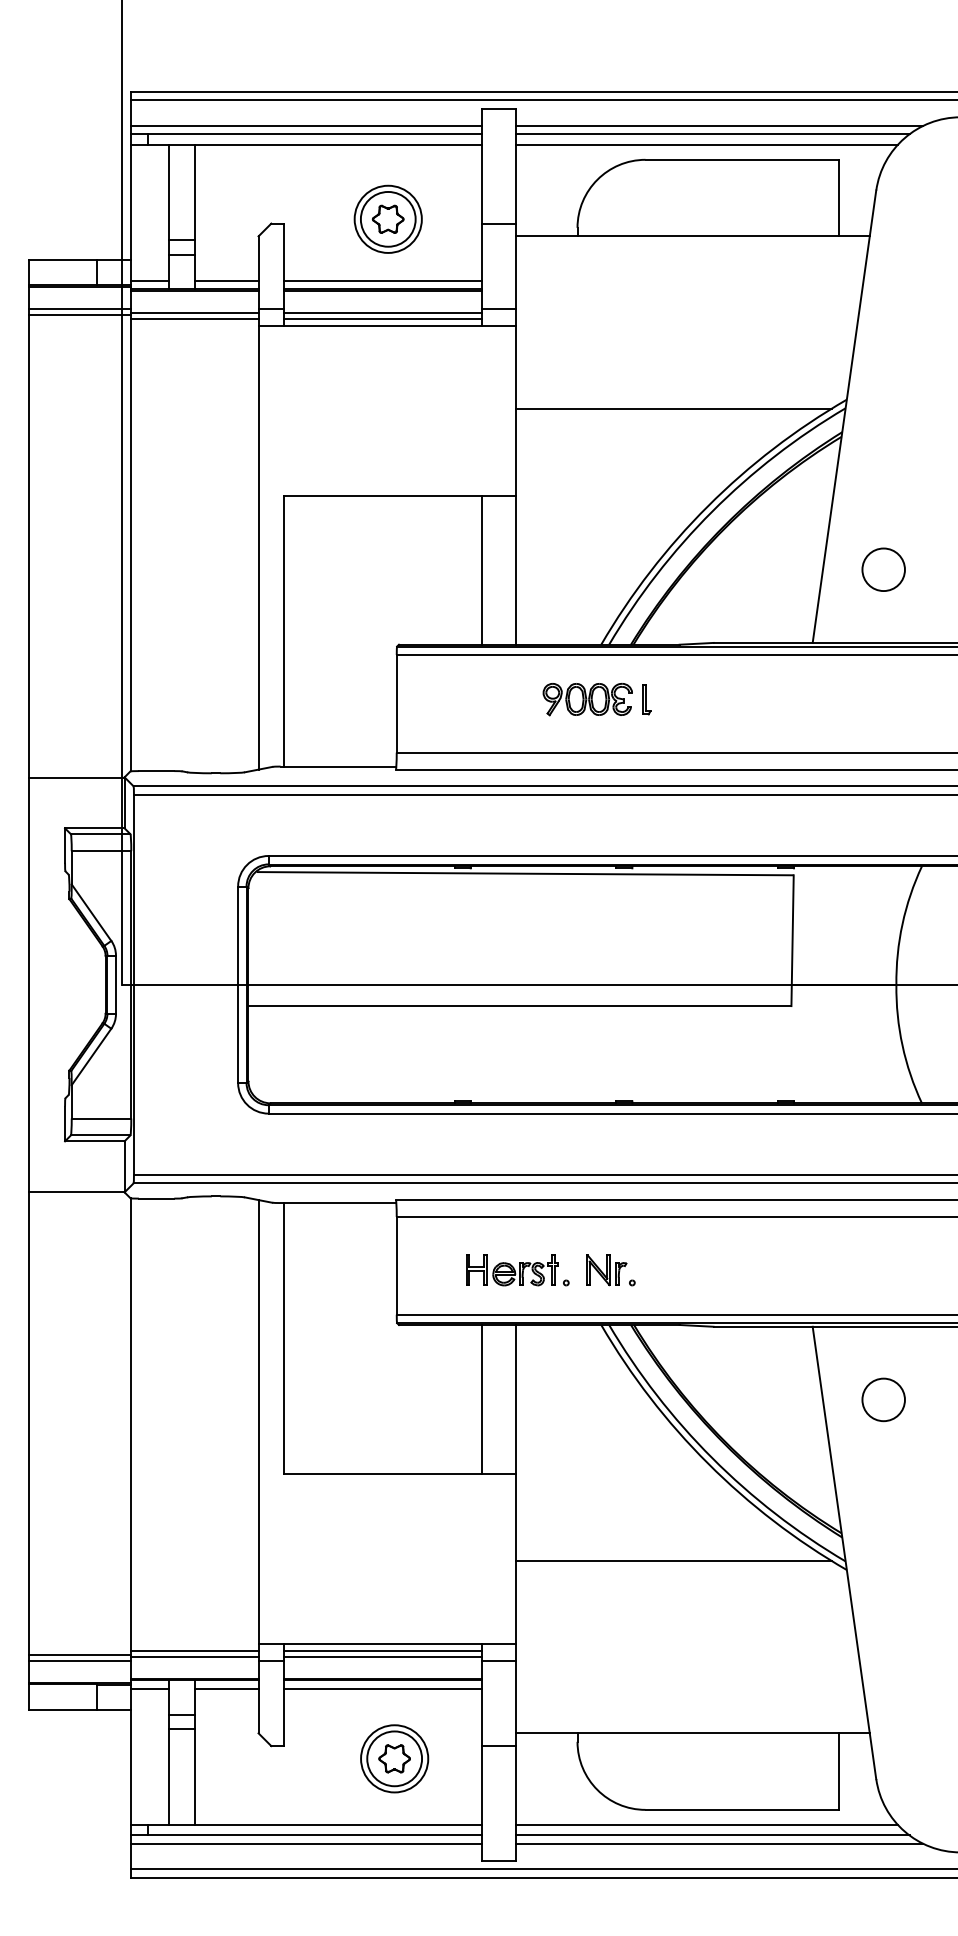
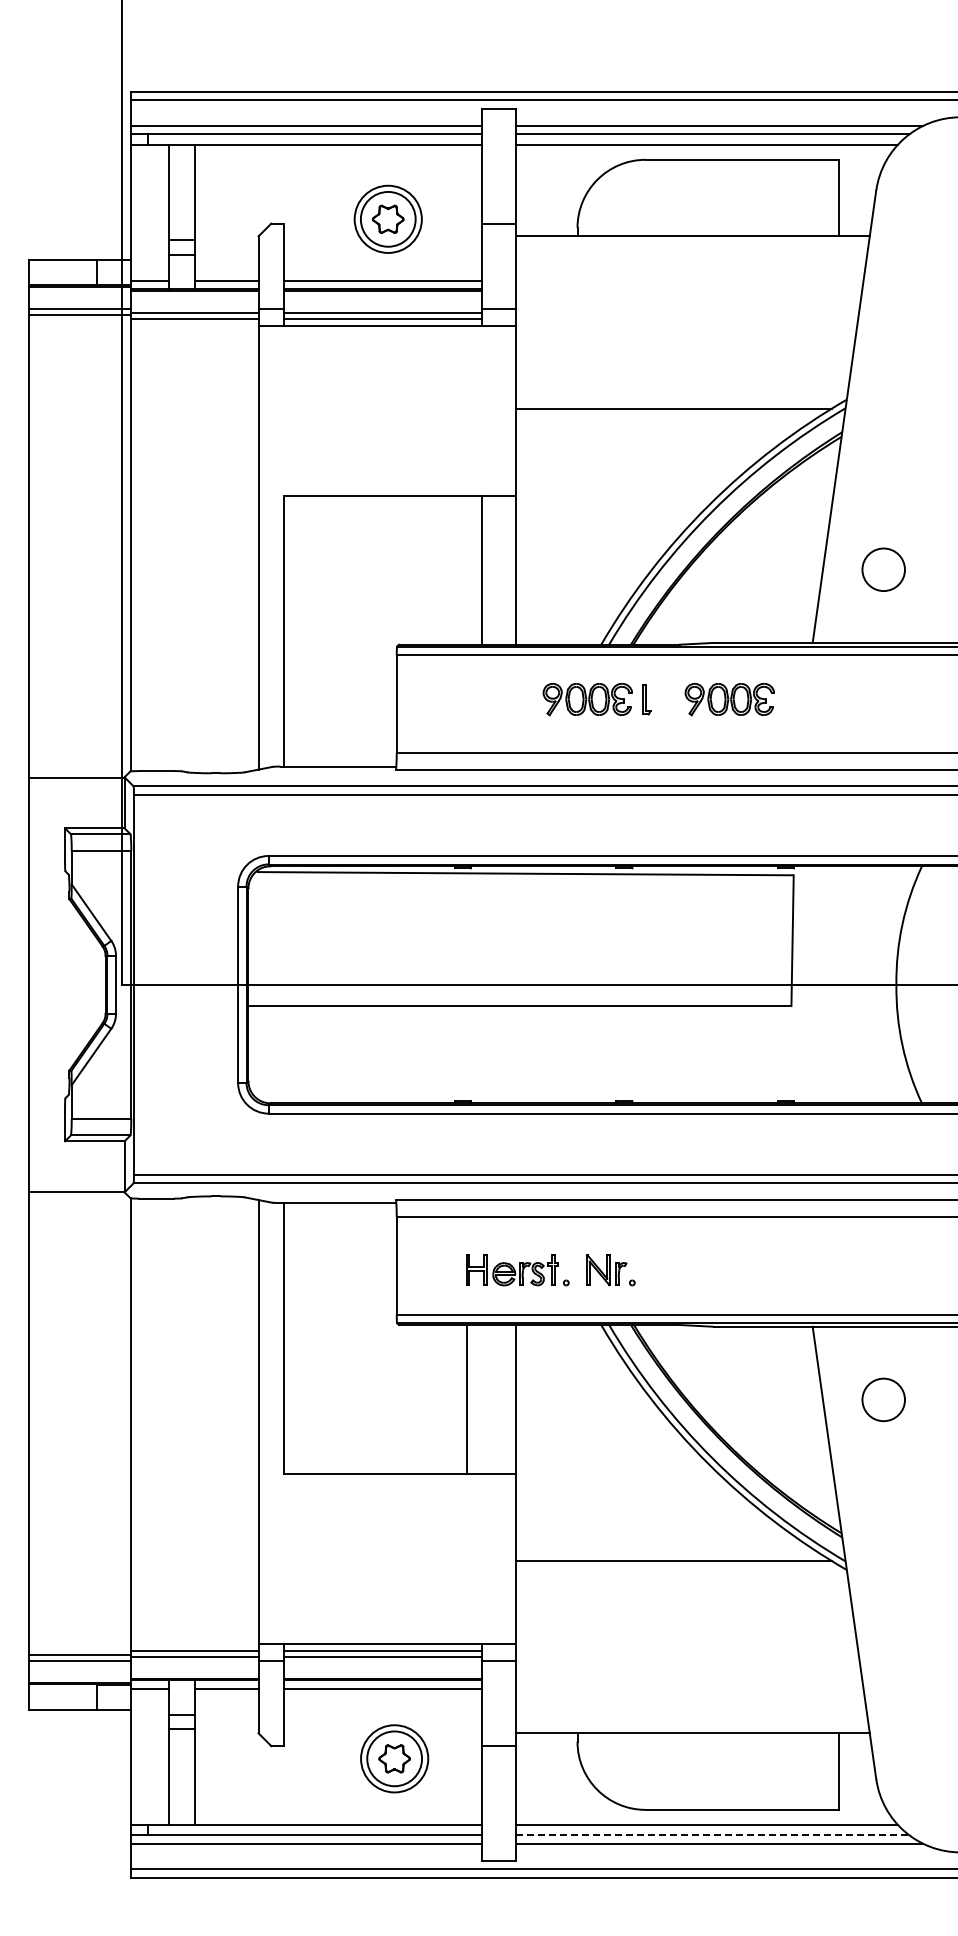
part: none -> present (729, 699)
line position: (481, 1398) -> (466, 1398) (466, 1398)
line: solid -> dashed (712, 1835)
